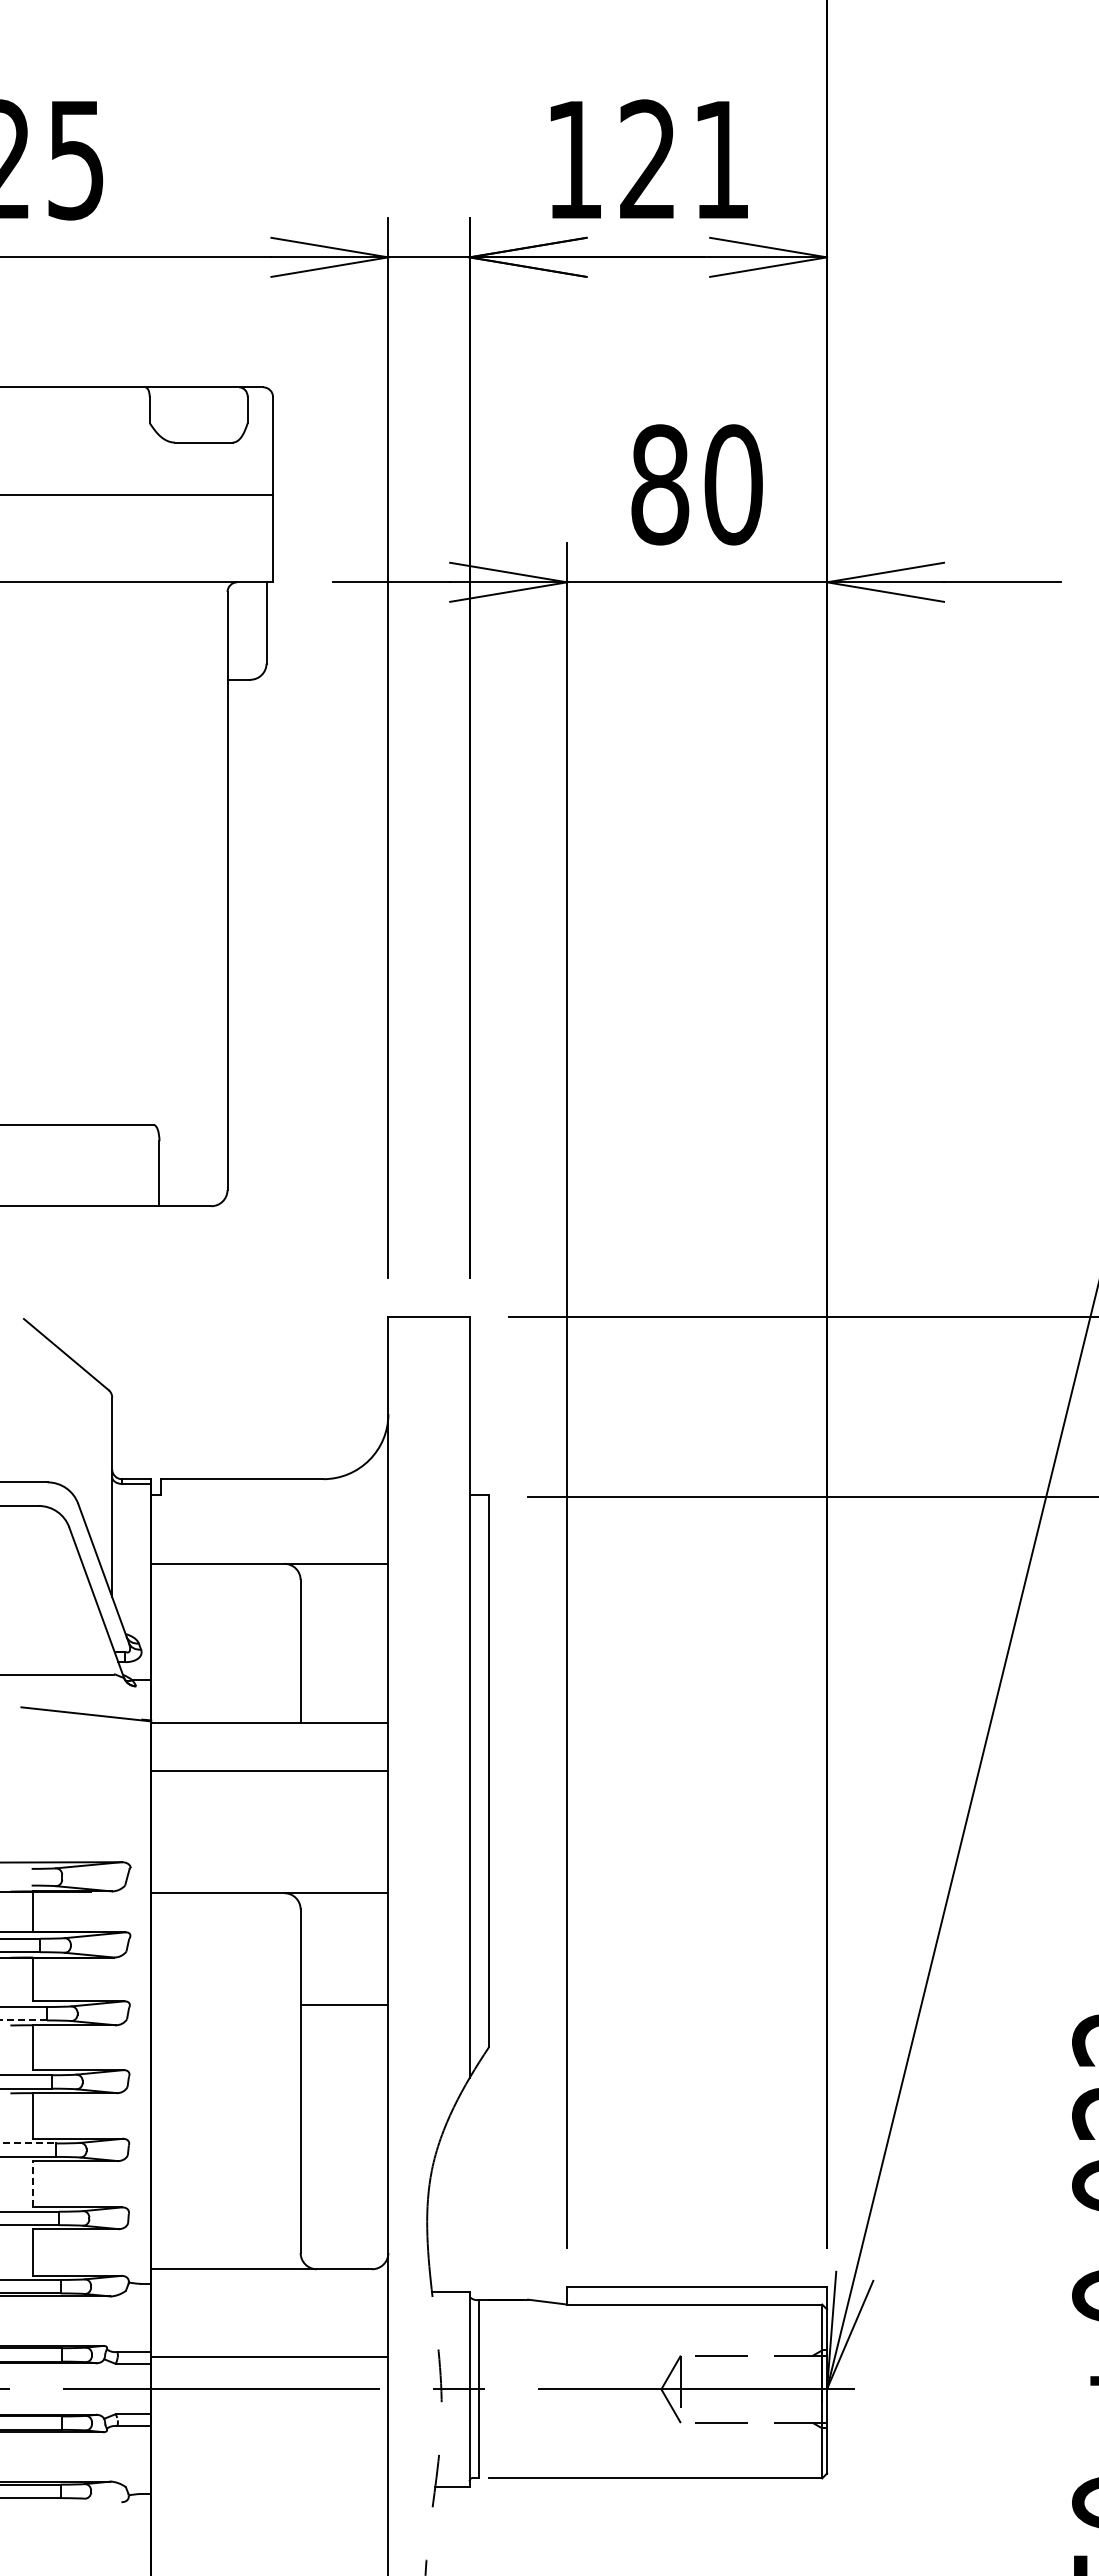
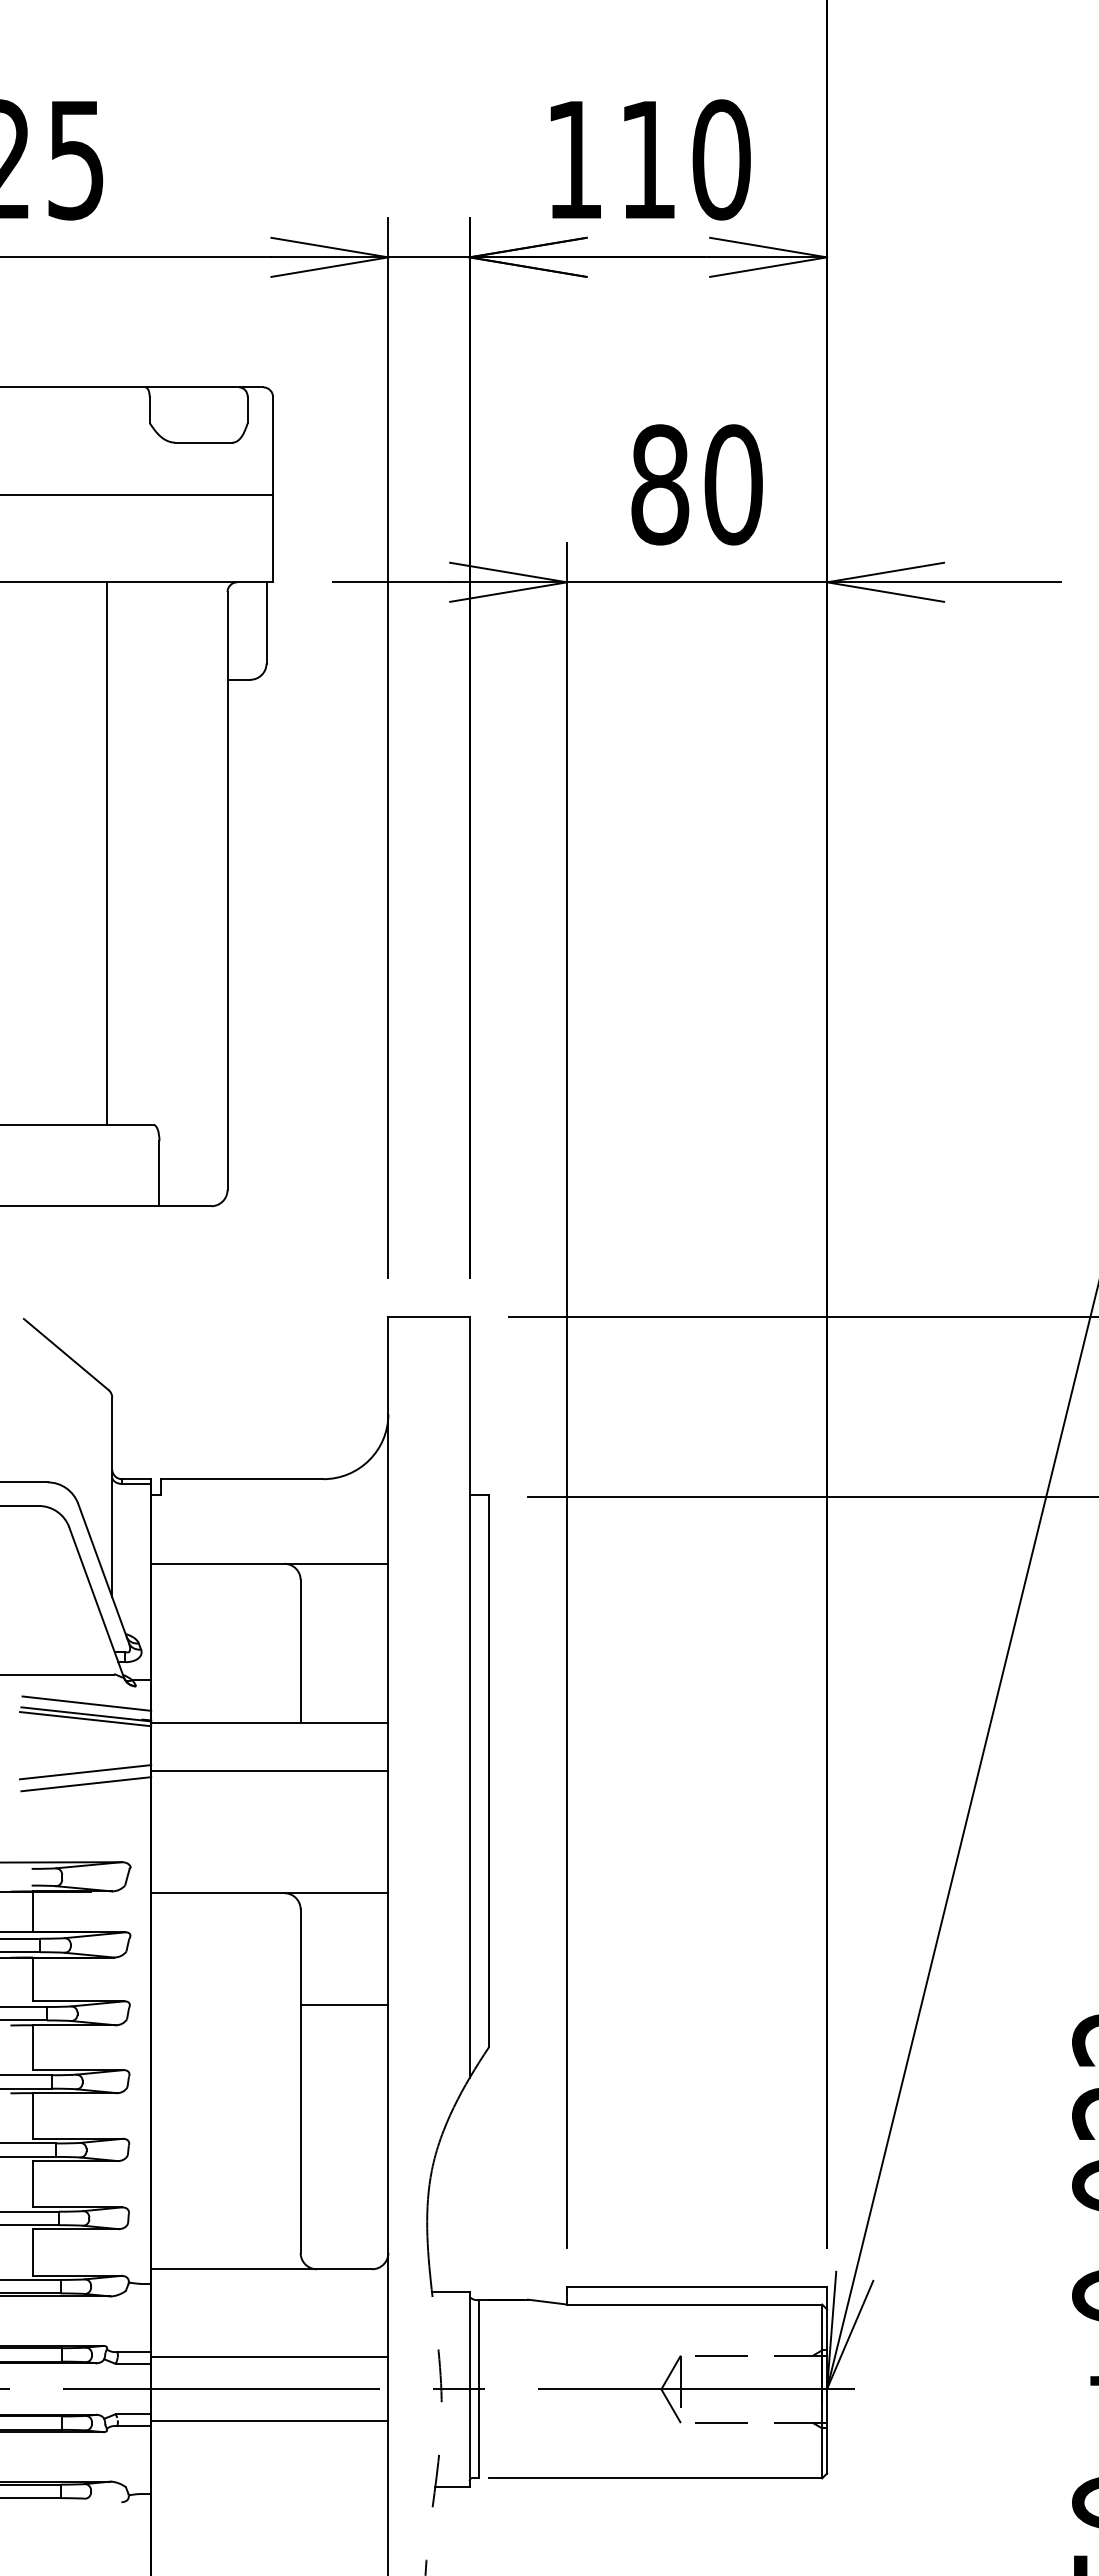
text: 121 -> 110 (685, 159)
line: none -> present (107, 853)
line: none -> present (86, 1703)
line: none -> present (85, 1719)
line: none -> present (85, 1772)
line: none -> present (86, 1784)
line: dashed -> solid (23, 2020)
line: dashed -> solid (28, 2143)
line: dashed -> solid (33, 2183)
line: none -> present (269, 2421)
